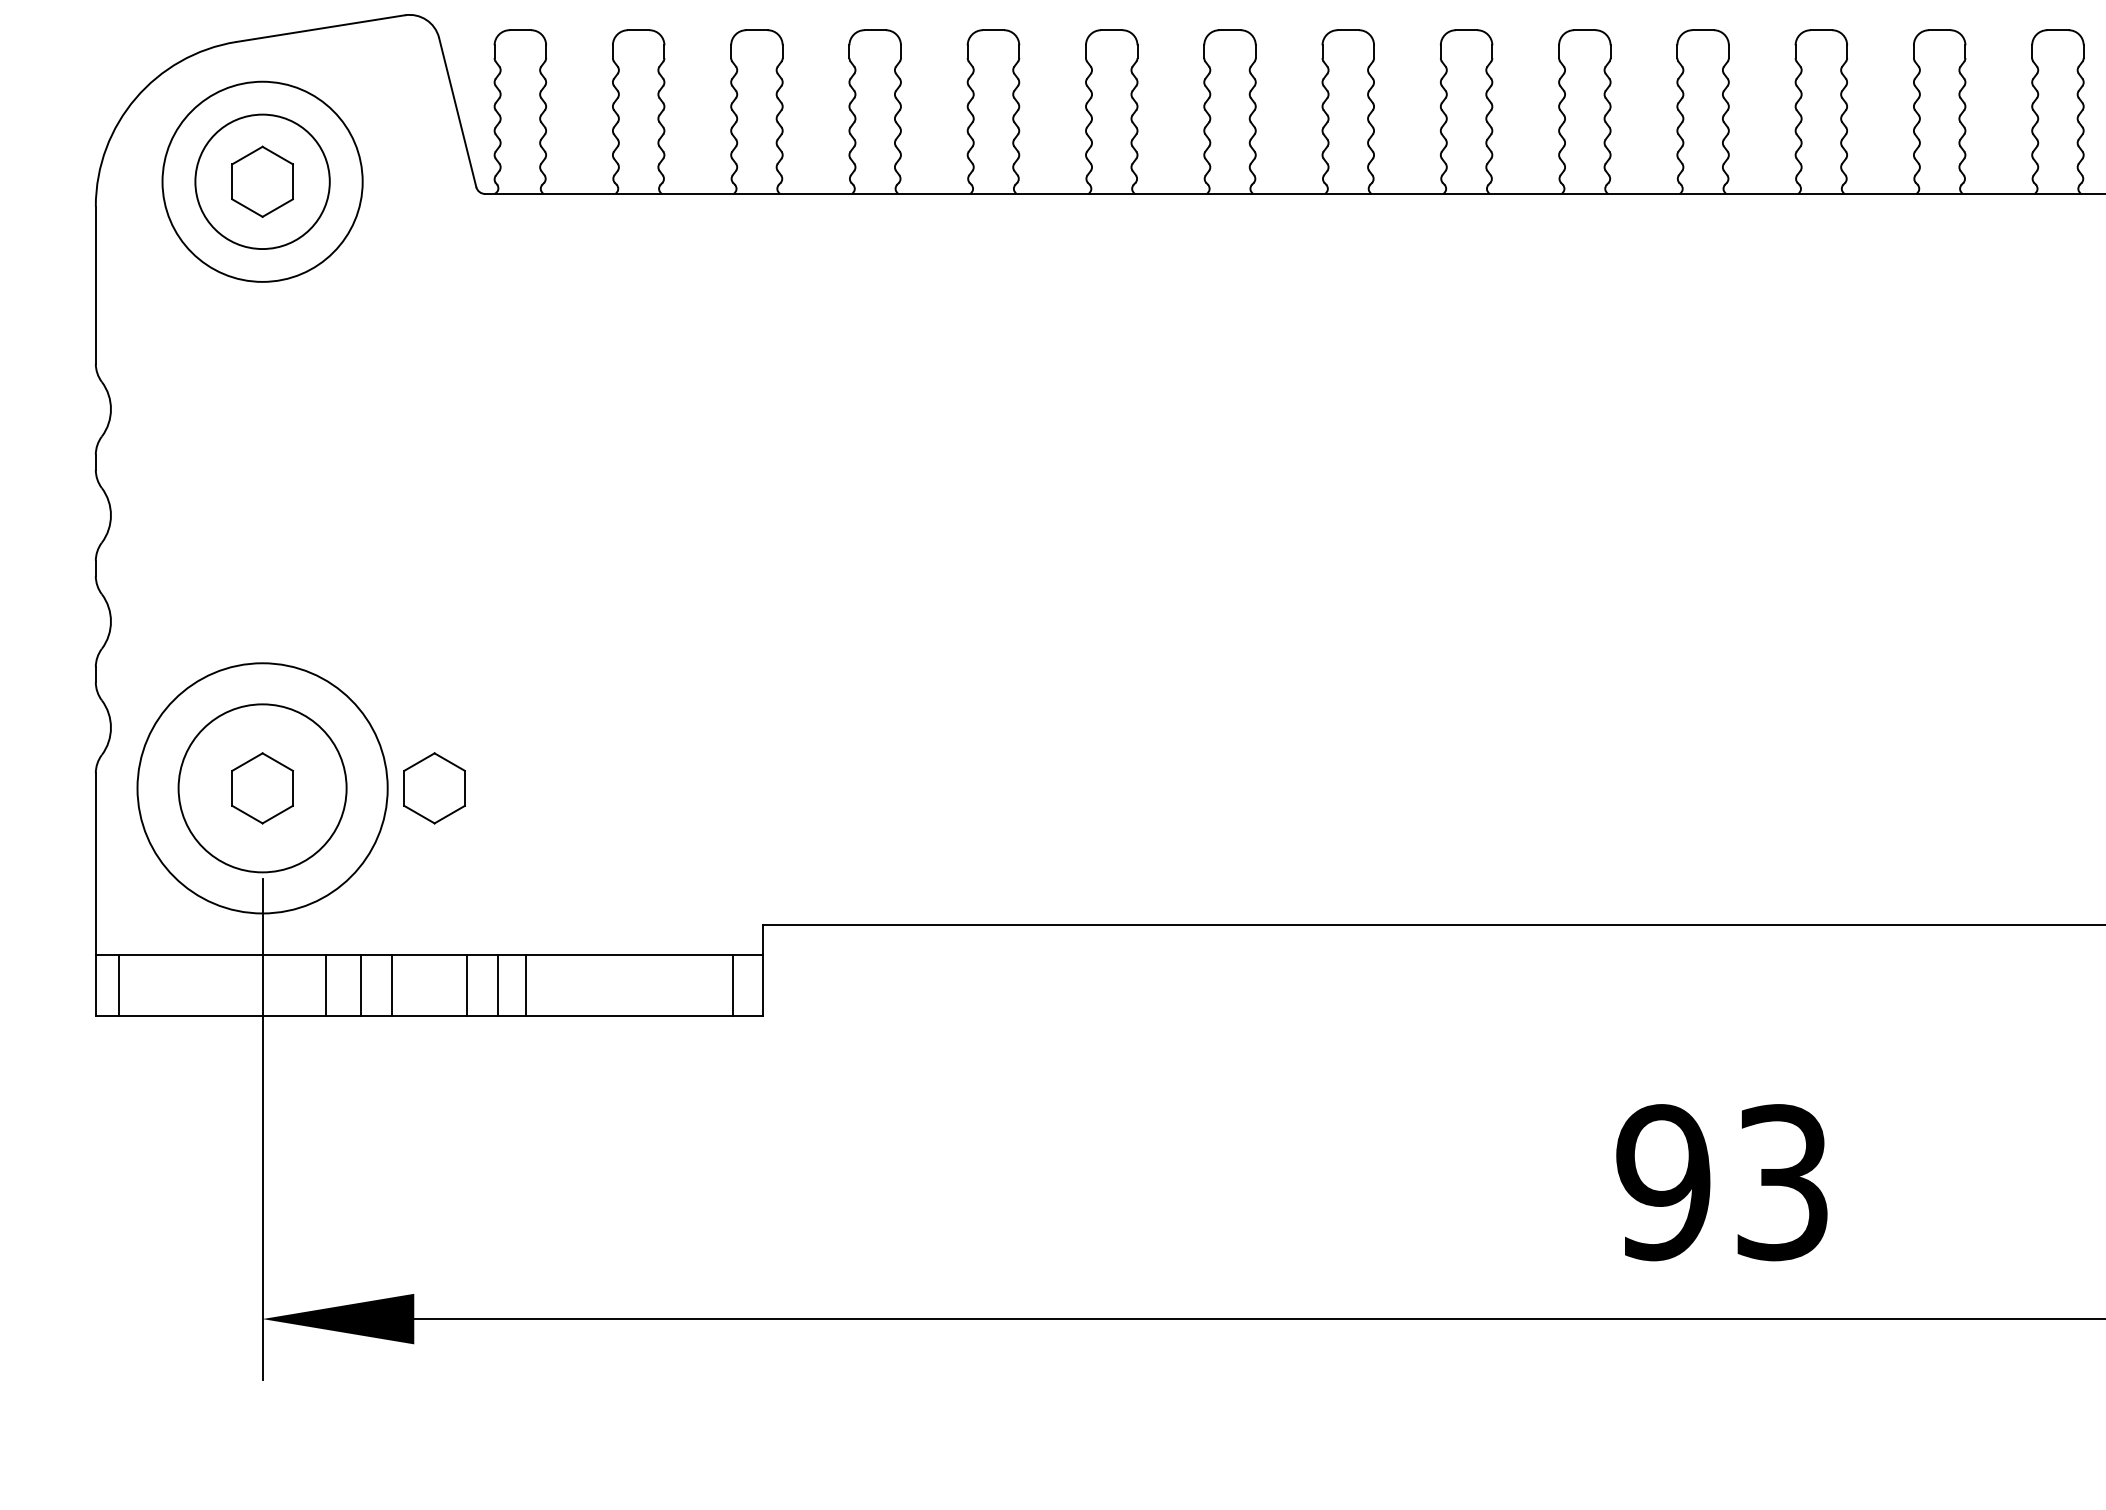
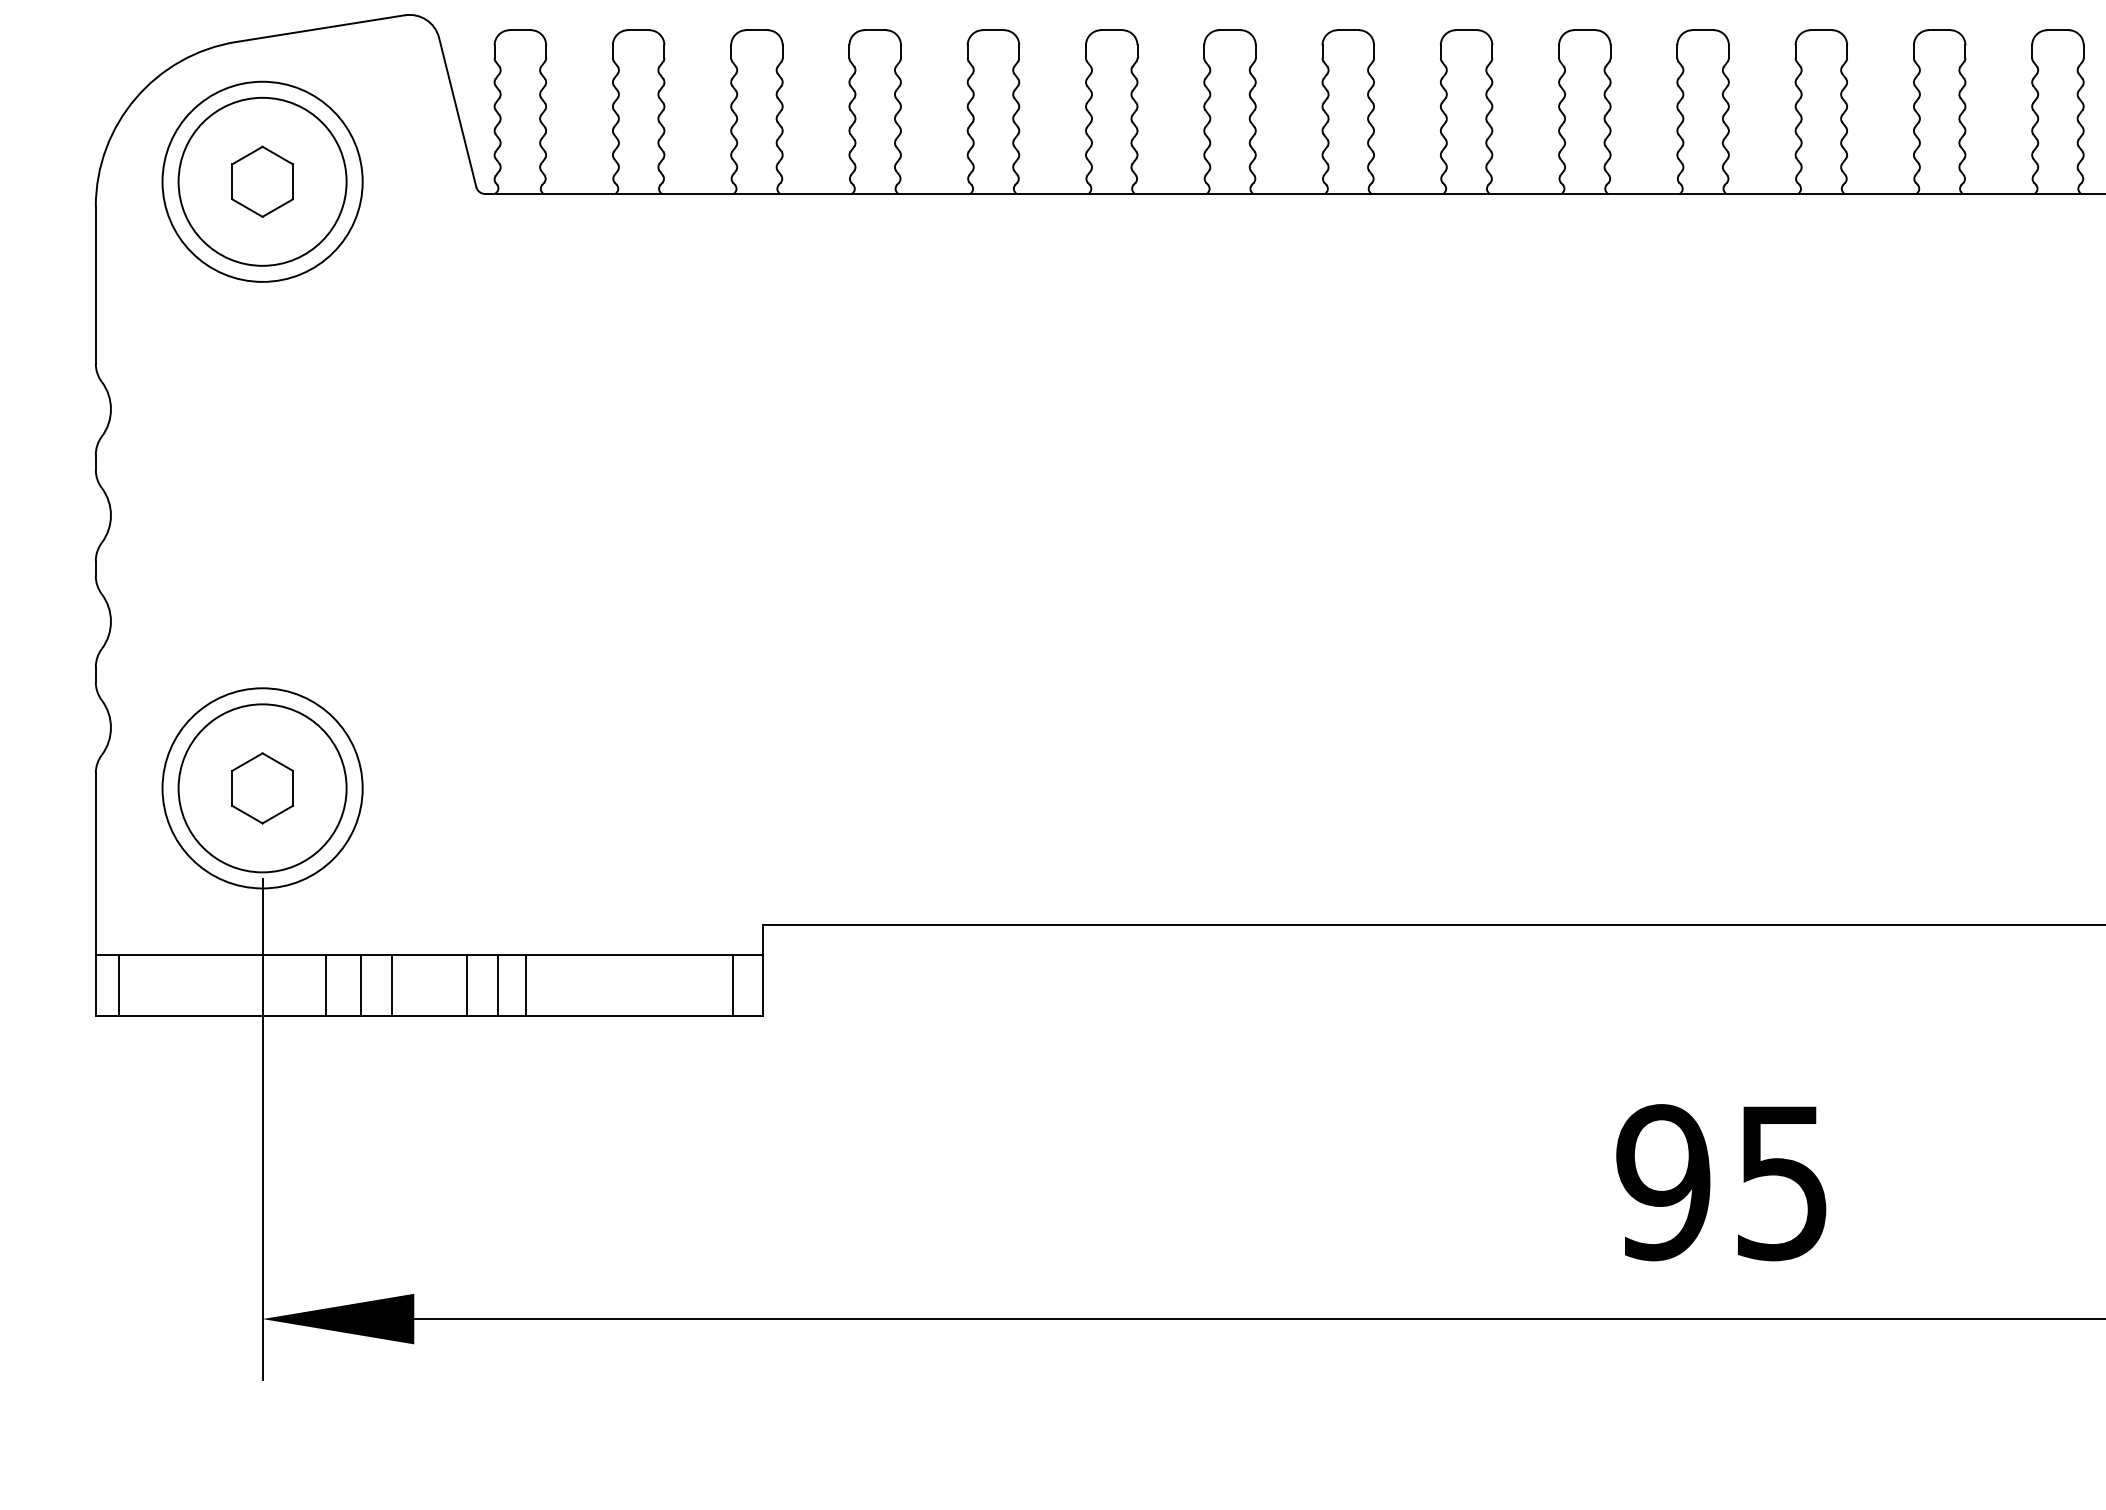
circle diameter: 134 px -> 168 px (262, 181)
circle diameter: 250 px -> 200 px (262, 788)
part: present -> none (434, 788)
text: 93 -> 95 (1782, 1182)
